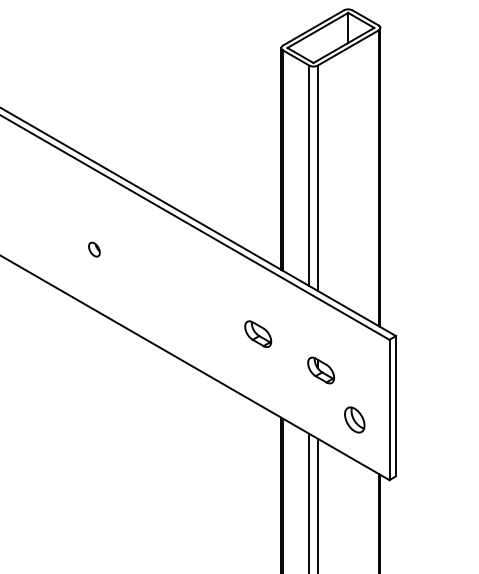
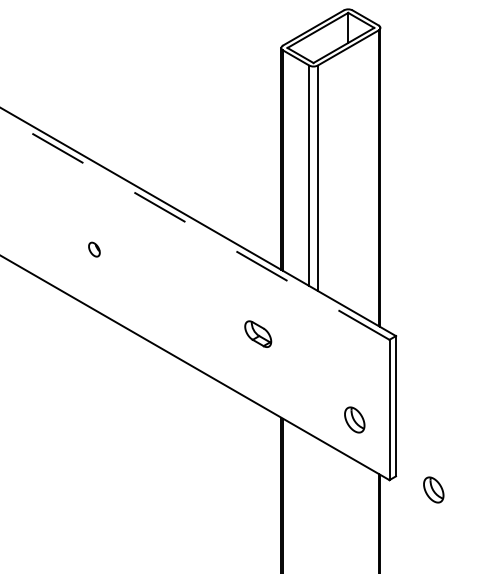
line: solid -> dashed (194, 227)
part: present -> none (320, 370)
part: none -> present (433, 489)
line: present -> none (309, 501)
line: present -> none (317, 504)
